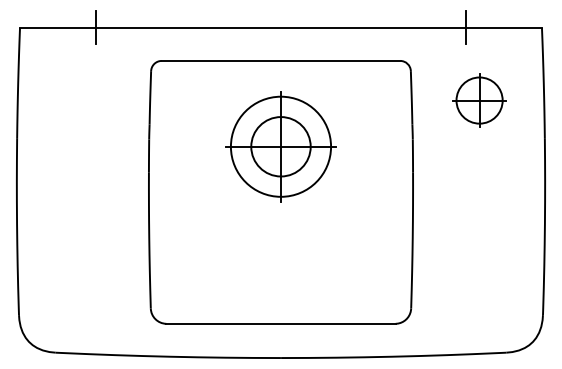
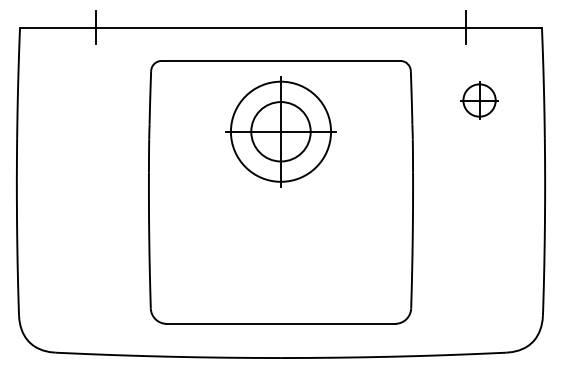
part size: 55x55 px -> 39x39 px (479, 100)
part position: (280, 146) -> (280, 131) (280, 131)
